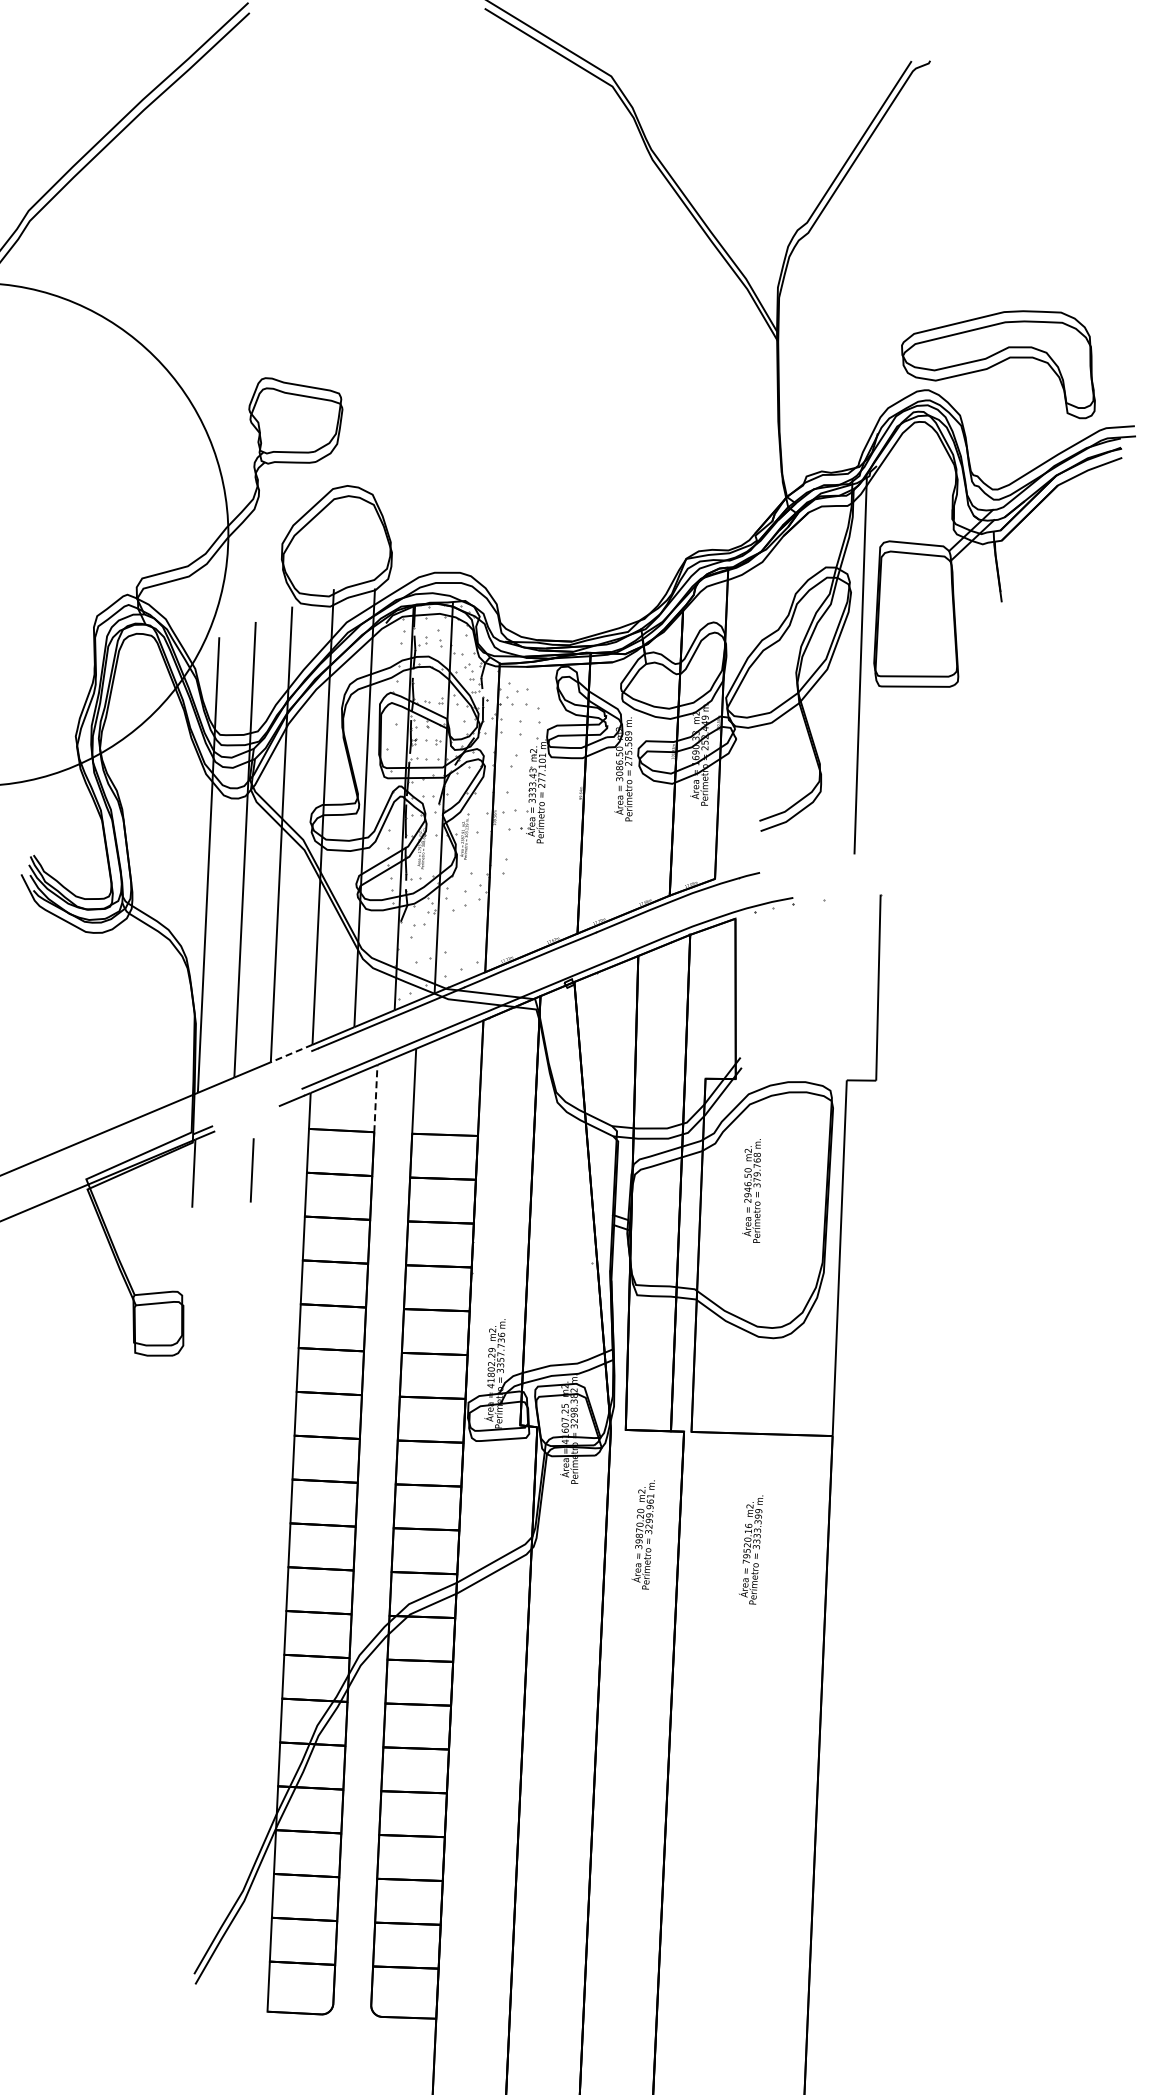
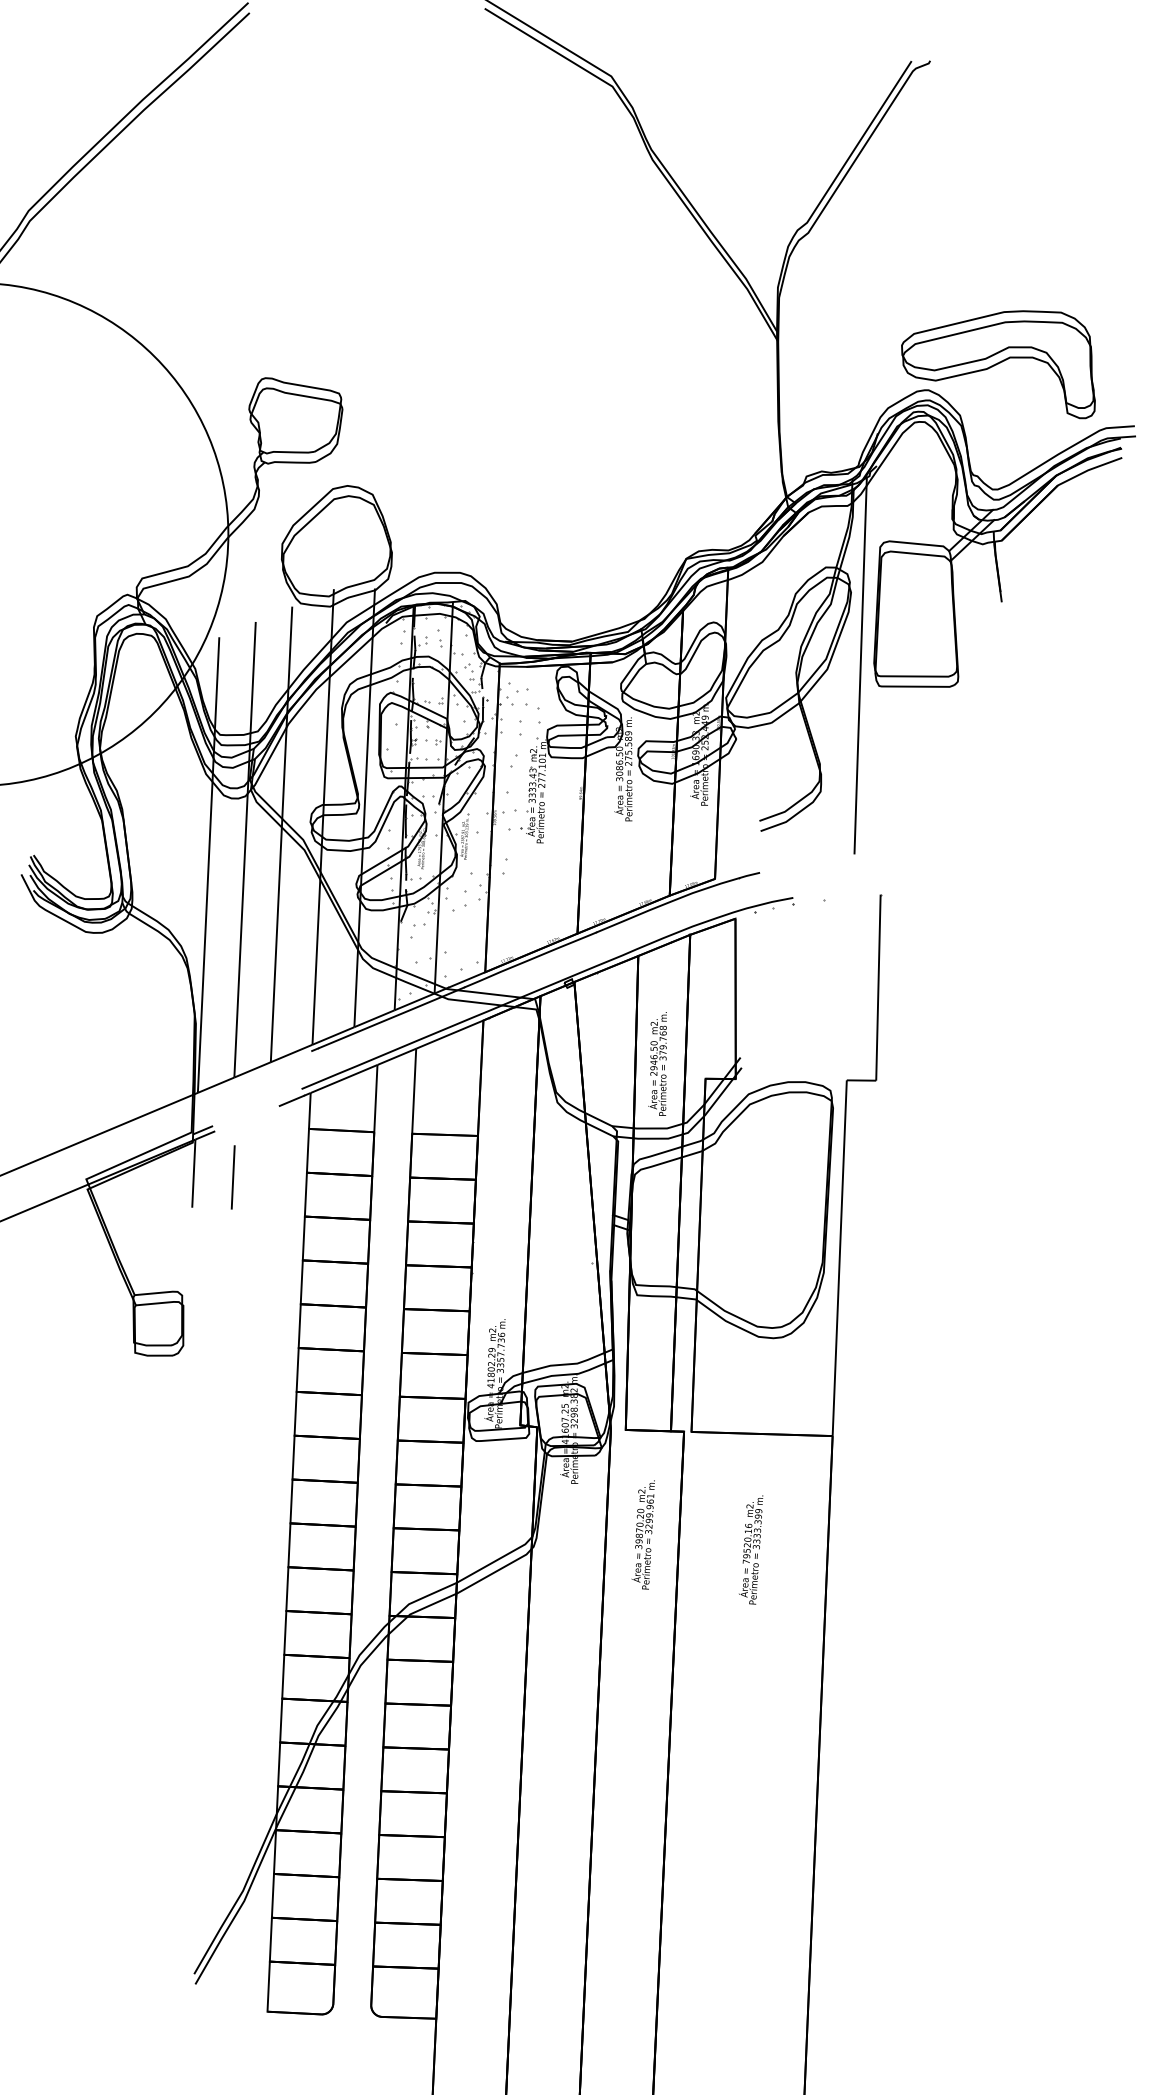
line: dashed -> solid (291, 1053)
line: dashed -> solid (375, 1098)
line position: (251, 1170) -> (232, 1177) (232, 1177)
text position: (751, 1190) -> (657, 1063) (657, 1063)
